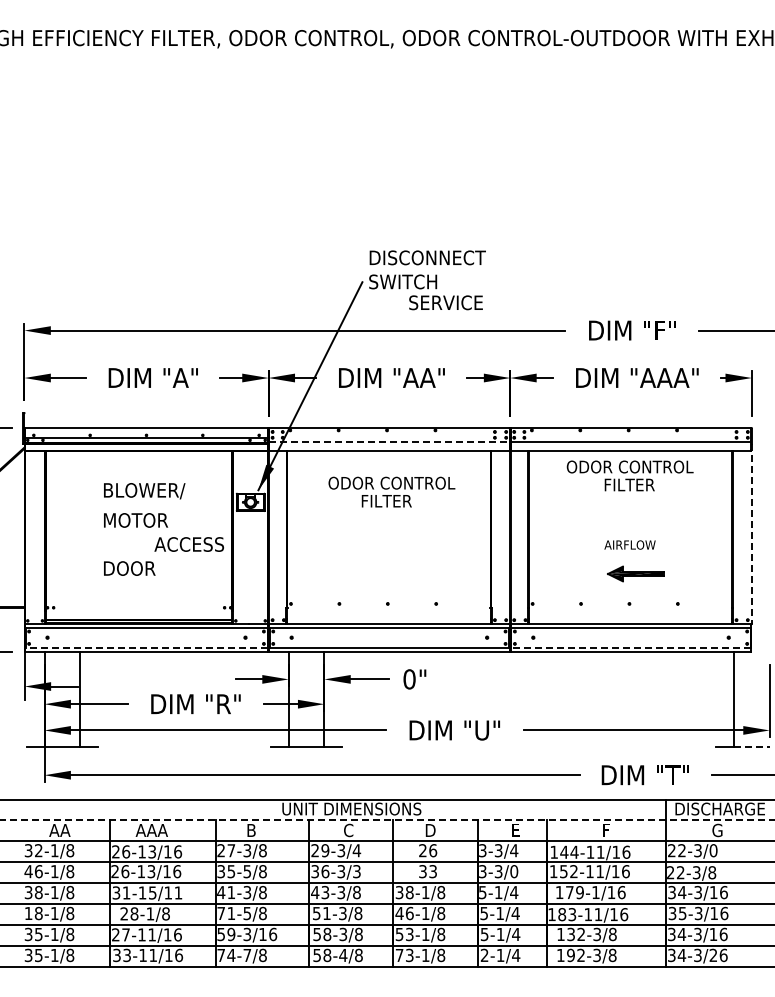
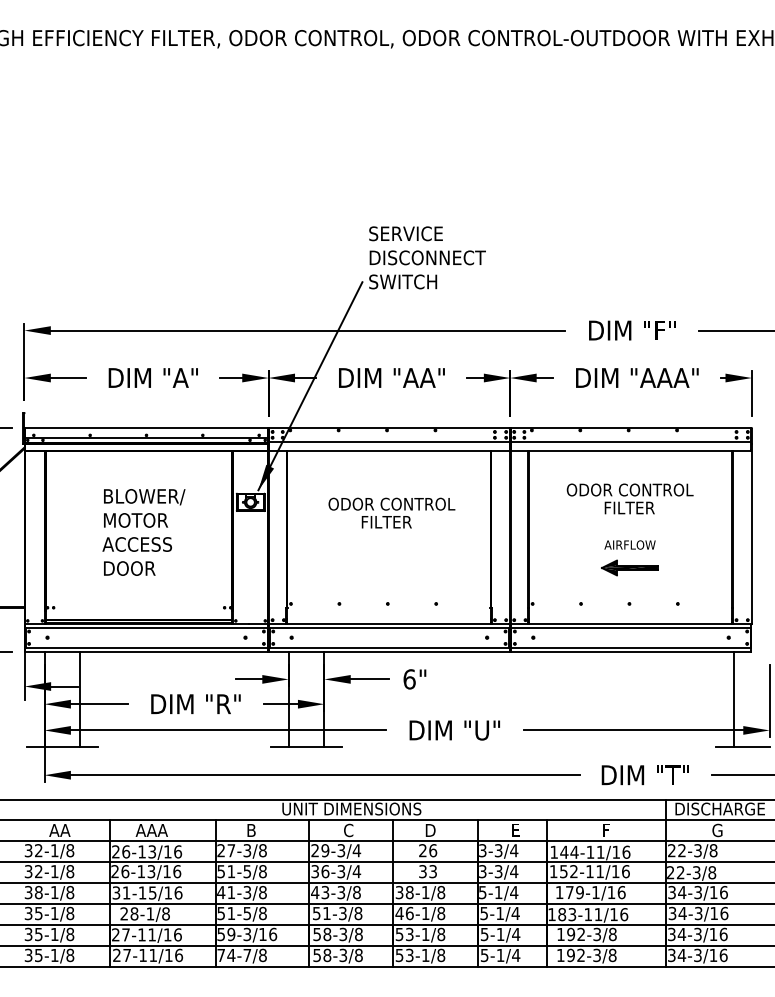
text position: (445, 302) -> (405, 233) (405, 233)
line: dashed -> solid (389, 442)
text position: (629, 475) -> (629, 498) (629, 498)
text position: (144, 491) -> (144, 497) (144, 497)
text position: (391, 491) -> (391, 512) (391, 512)
line: dashed -> solid (751, 534)
text position: (188, 544) -> (136, 544) (136, 544)
part position: (635, 573) -> (629, 567) (629, 567)
line: dashed -> solid (146, 647)
line: dashed -> solid (630, 647)
text: 0" -> 6" (409, 679)
line: dashed -> solid (751, 746)
line: dashed -> solid (388, 820)
text: 22-3/0 -> 22-3/8 (713, 850)
text: 46-1/8 -> 32-1/8 (33, 871)
text: 35-5/8 -> 51-5/8 (226, 871)
text: 36-3/3 -> 36-3/4 (356, 871)
text: 3-3/0 -> 3-3/4 (514, 871)
text: 31-15/11 -> 31-15/16 (178, 892)
text: 18-1/8 -> 35-1/8 (33, 913)
text: 71-5/8 -> 51-5/8 (220, 913)
text: 35-3/16 -> 34-3/16 (682, 913)
text: 132-3/8 -> 192-3/8 (571, 934)
text: 34-3/26 -> 34-3/16 (713, 954)
text: 33-11/16 -> 27-11/16 (121, 955)
text: 58-4/8 -> 58-3/8 (343, 955)
text: 73-1/8 -> 53-1/8 (399, 955)
text: 2-1/4 -> 5-1/4 (484, 955)
